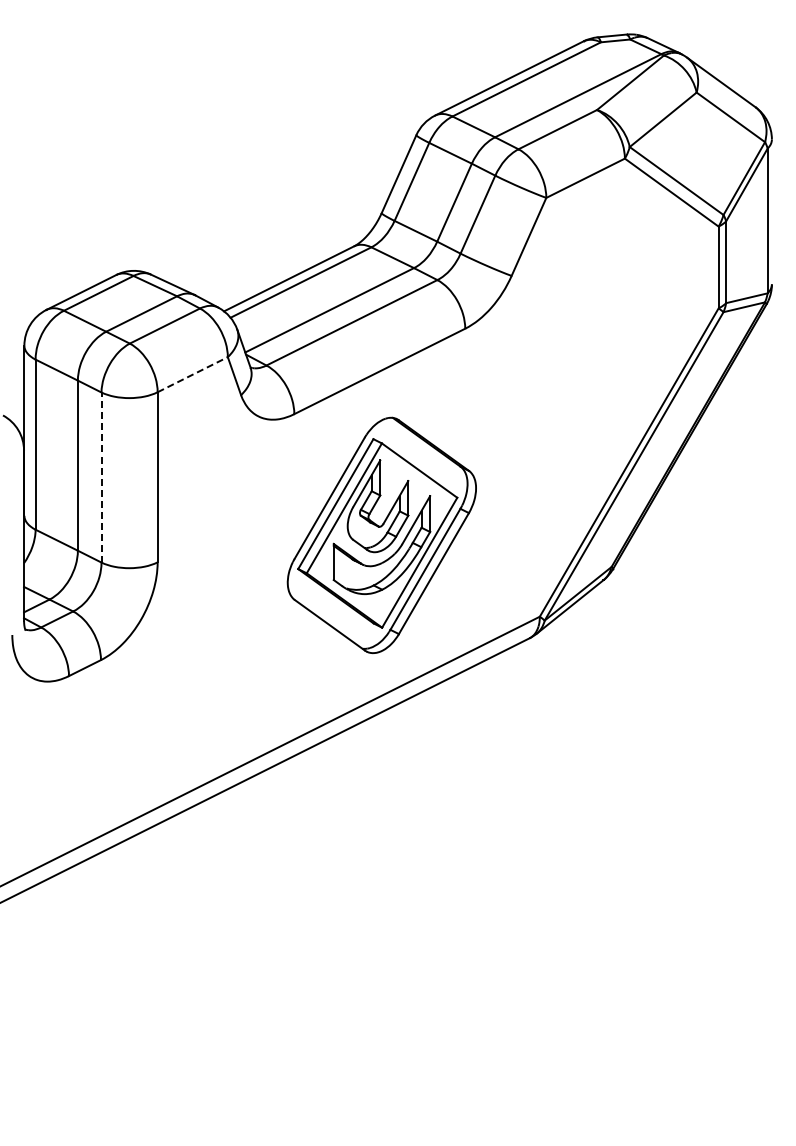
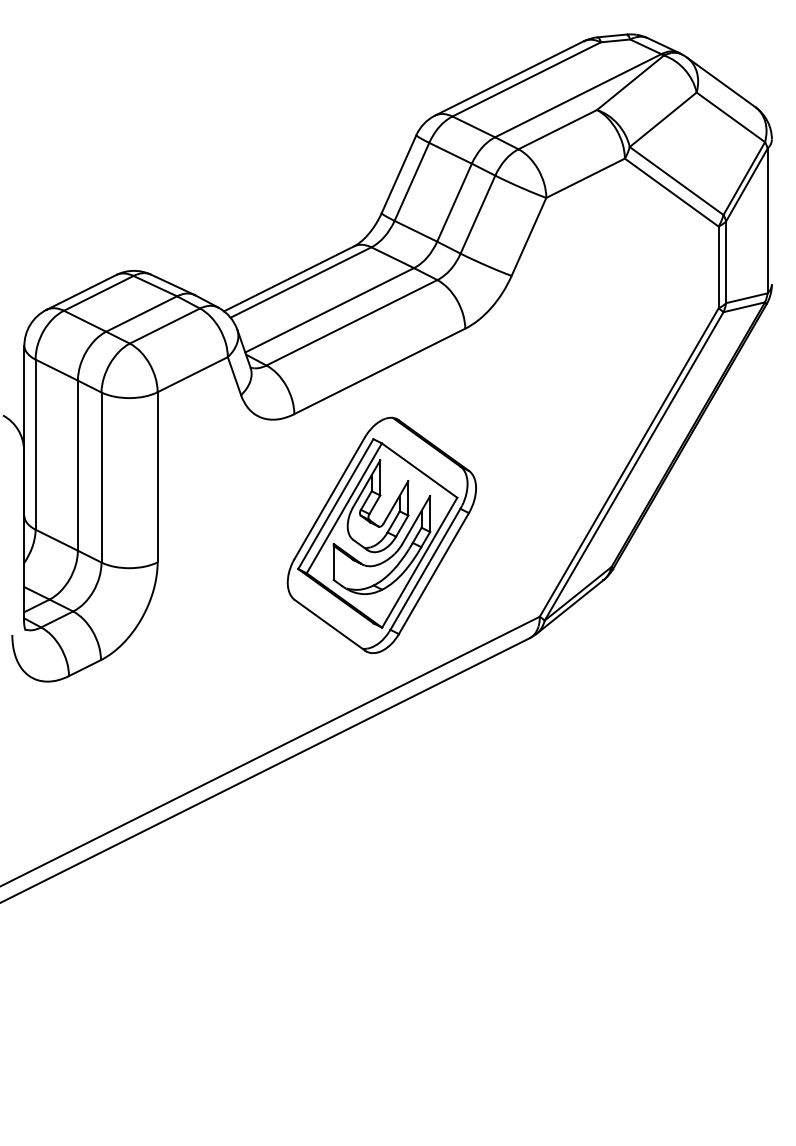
line: dashed -> solid (193, 374)
line: dashed -> solid (101, 477)
